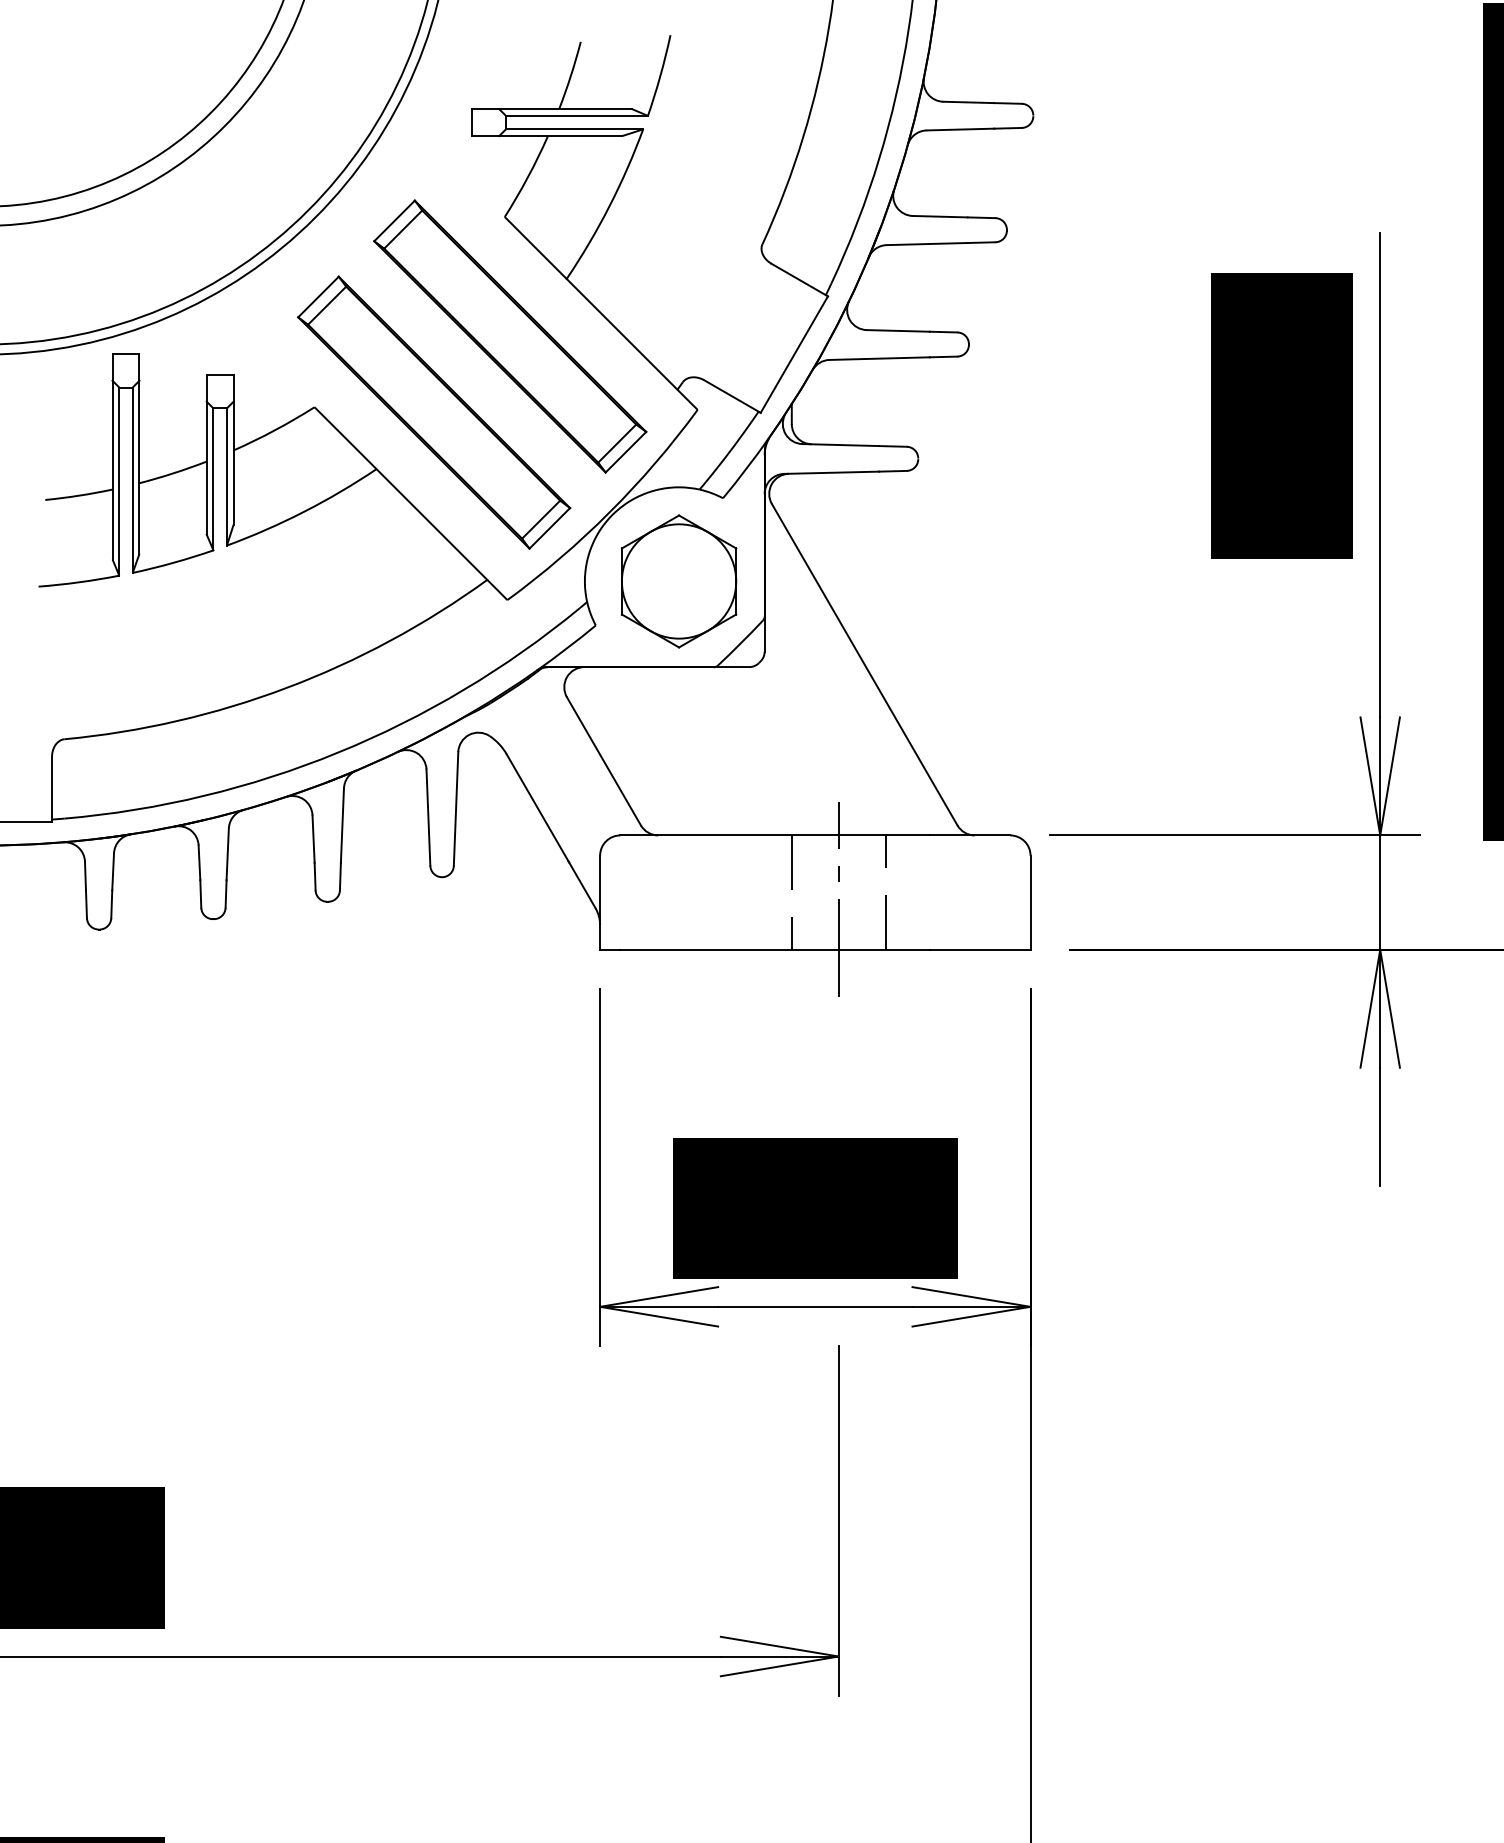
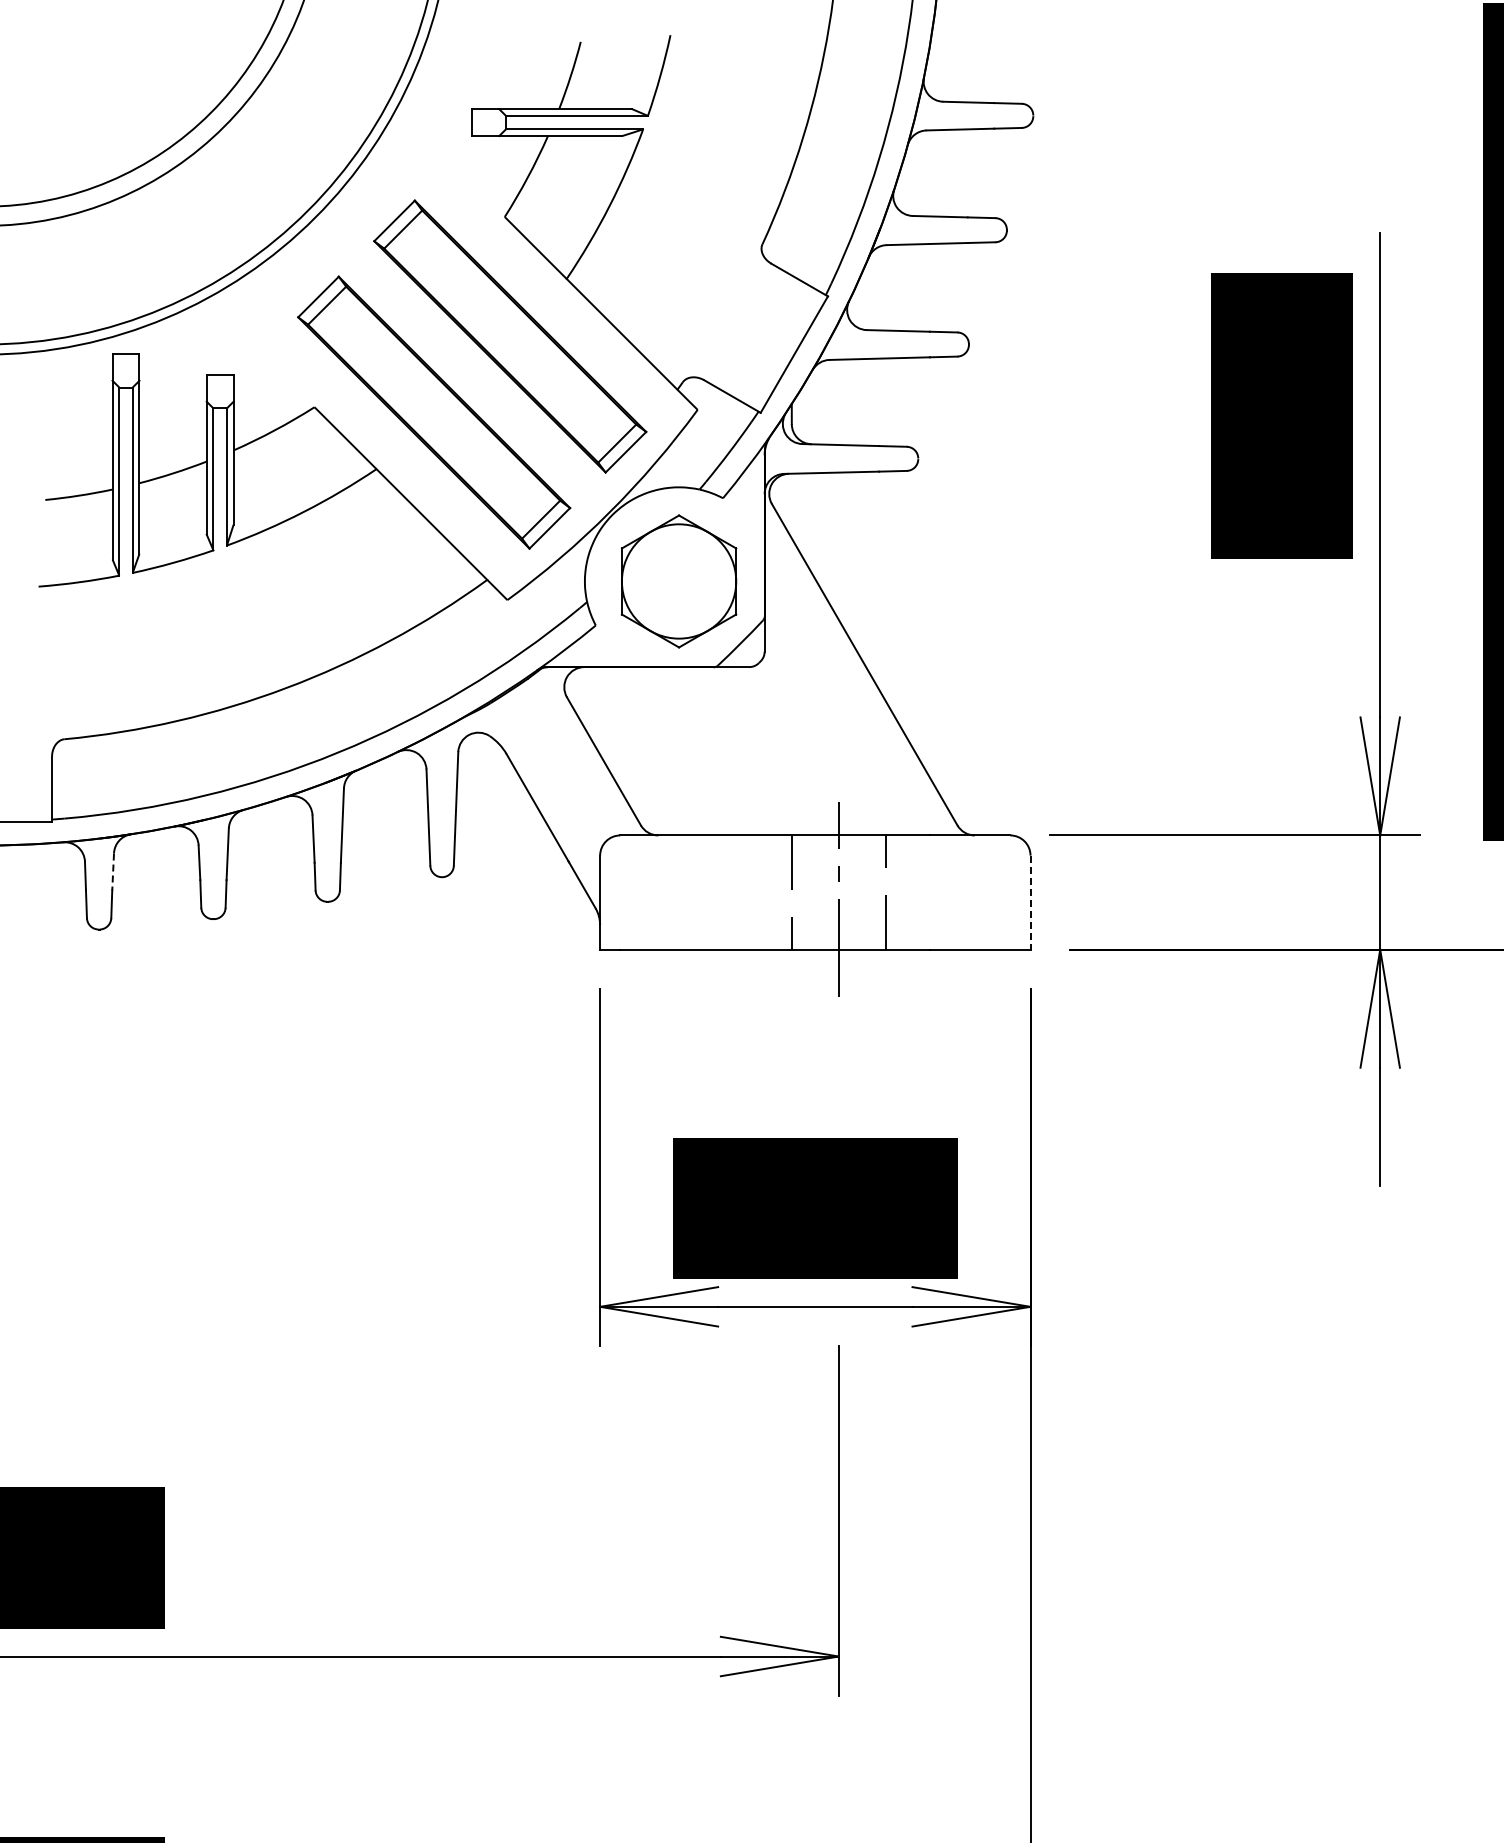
line: solid -> dashed (113, 872)
line: solid -> dashed (1030, 903)
